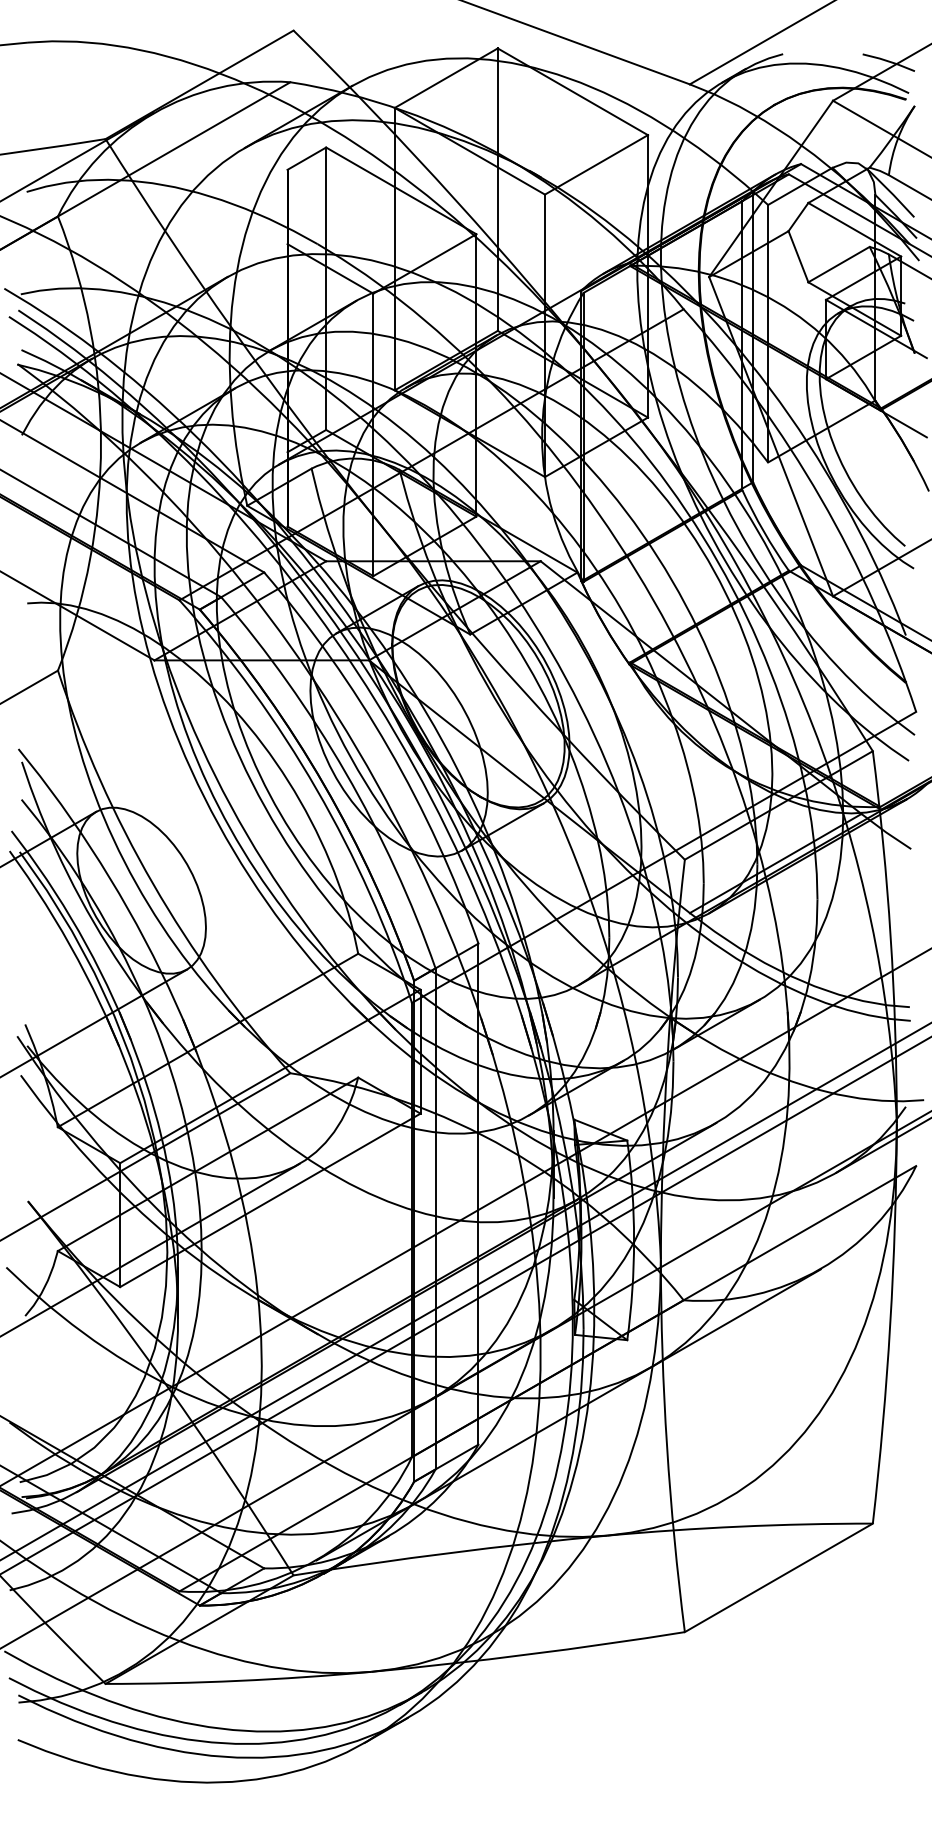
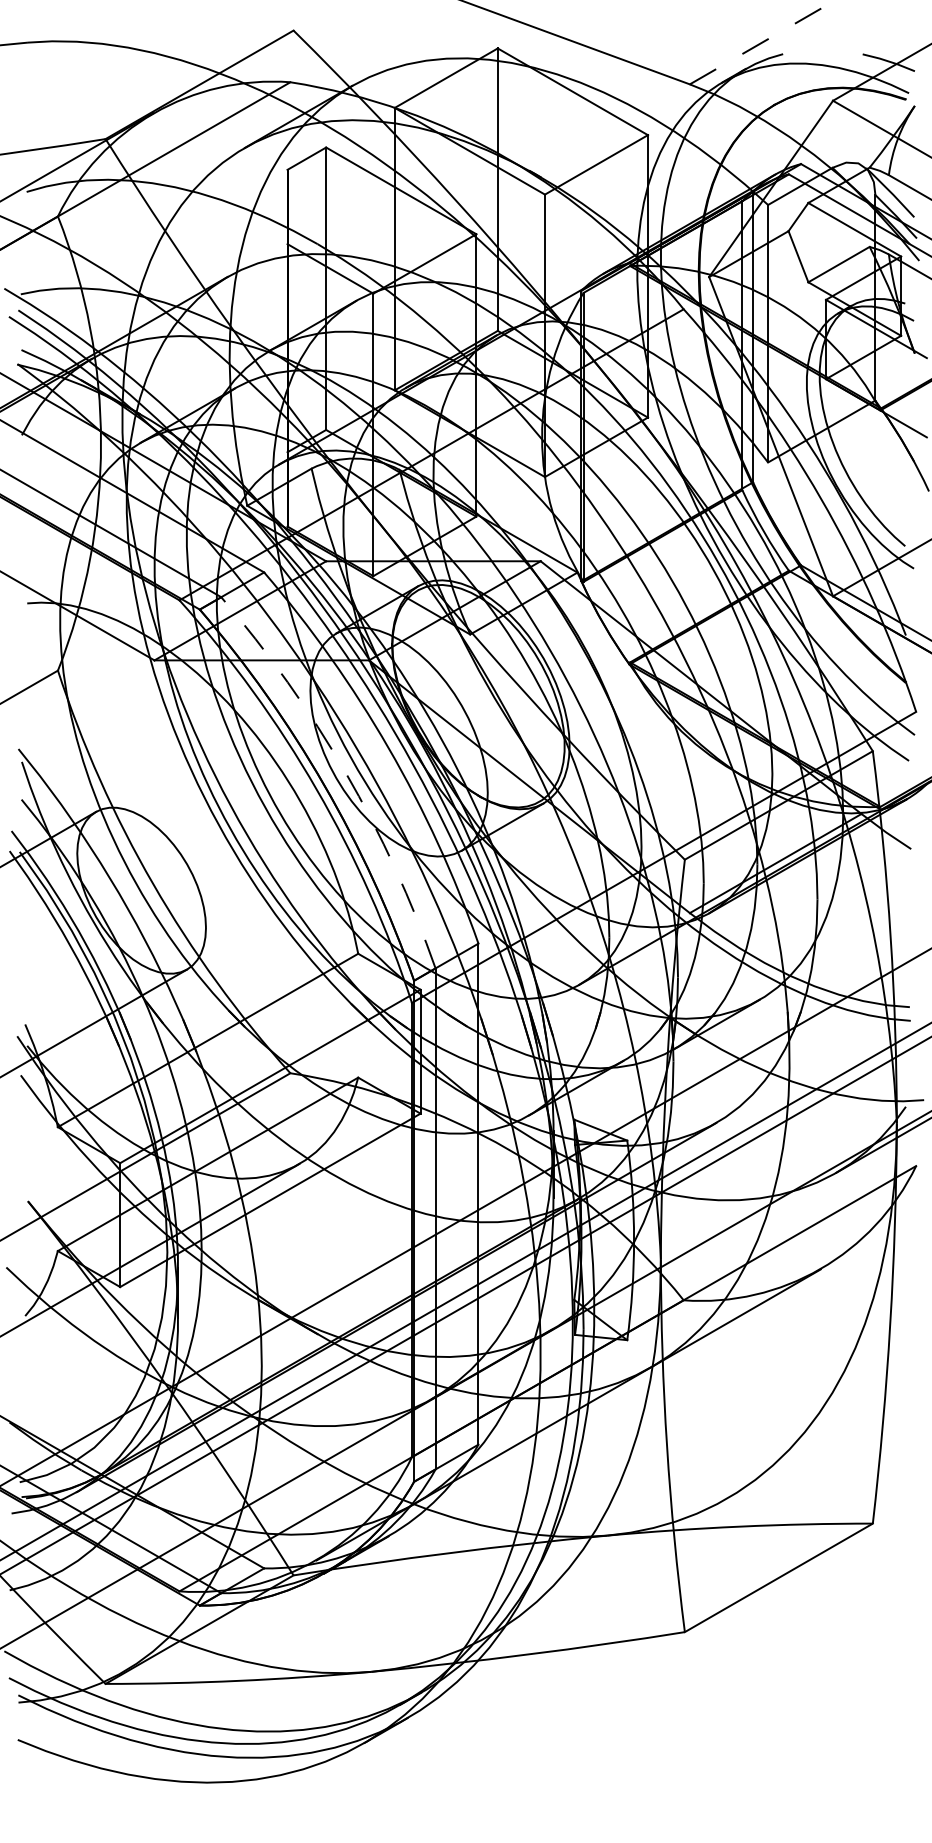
line: solid -> dashed (763, 42)
arc: solid -> dashed (345, 772)
